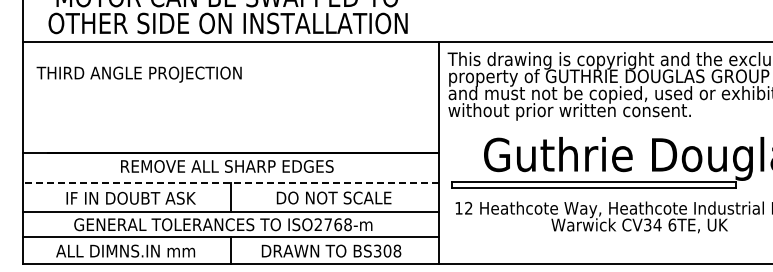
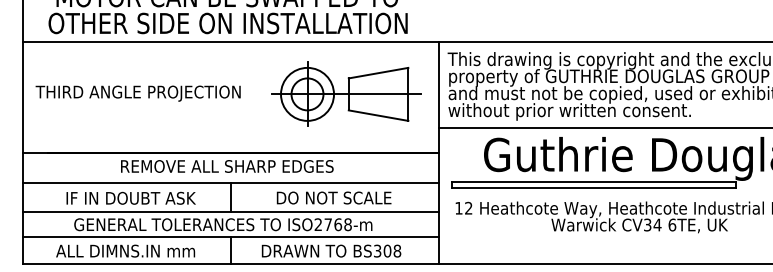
text position: (138, 74) -> (137, 93) (137, 93)
part: none -> present (346, 93)
line: none -> present (603, 128)
line: dashed -> solid (230, 182)
